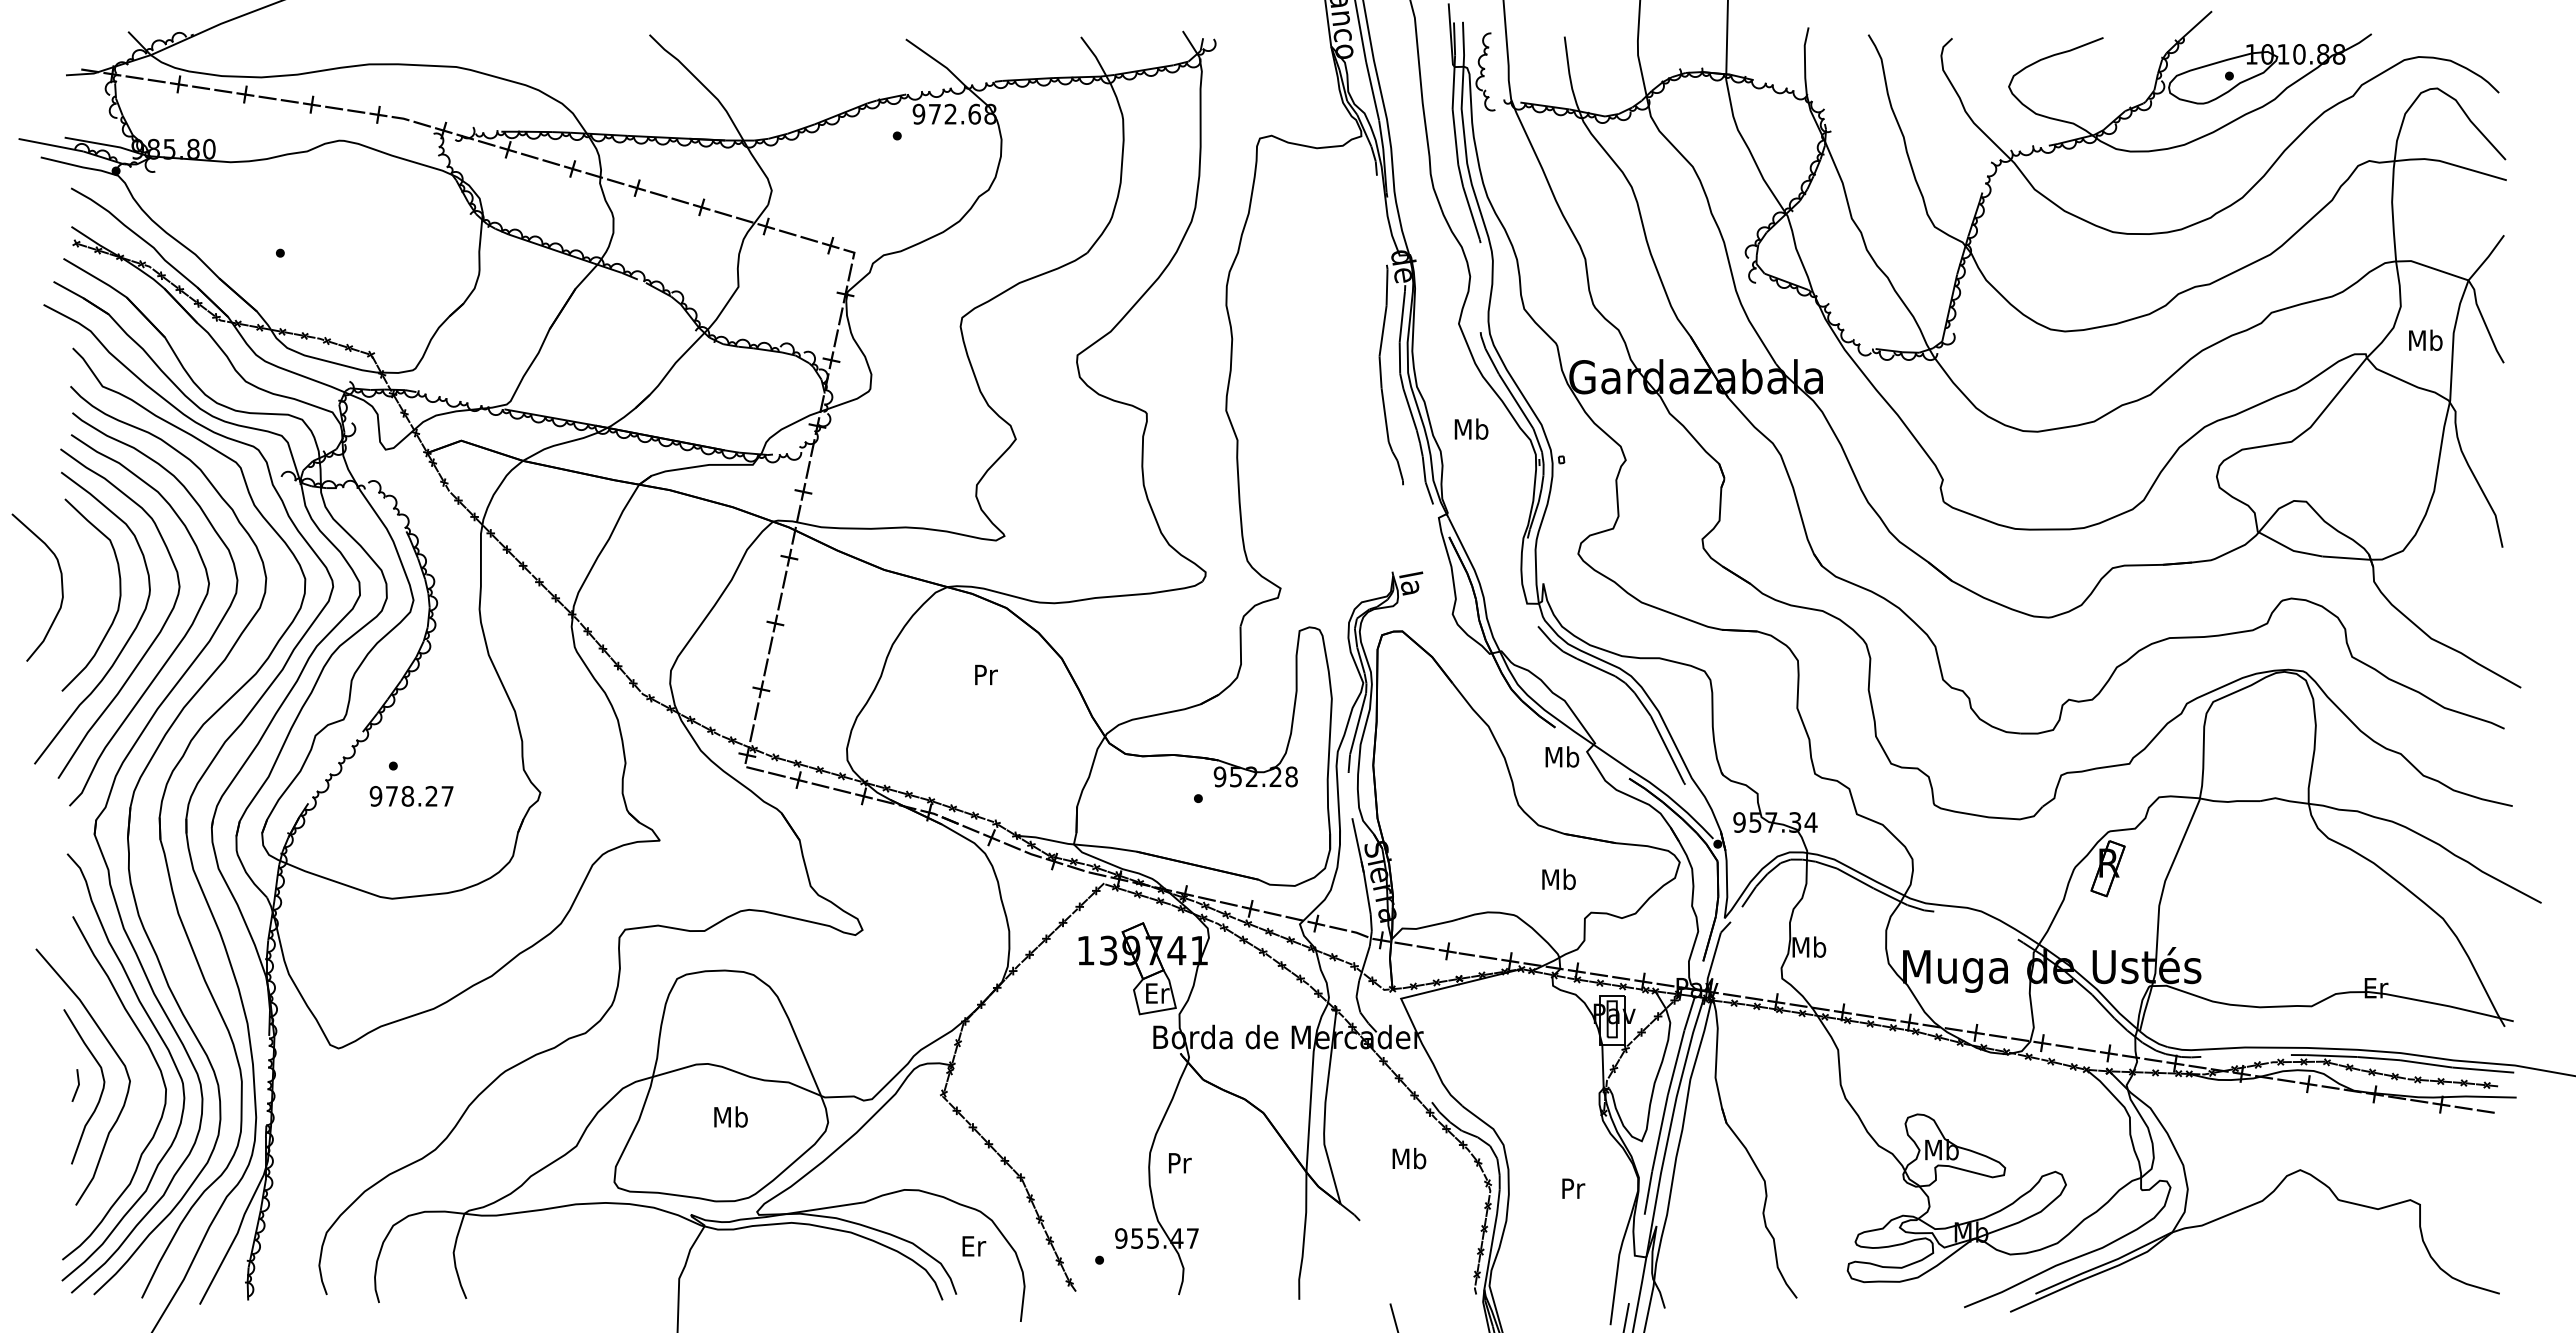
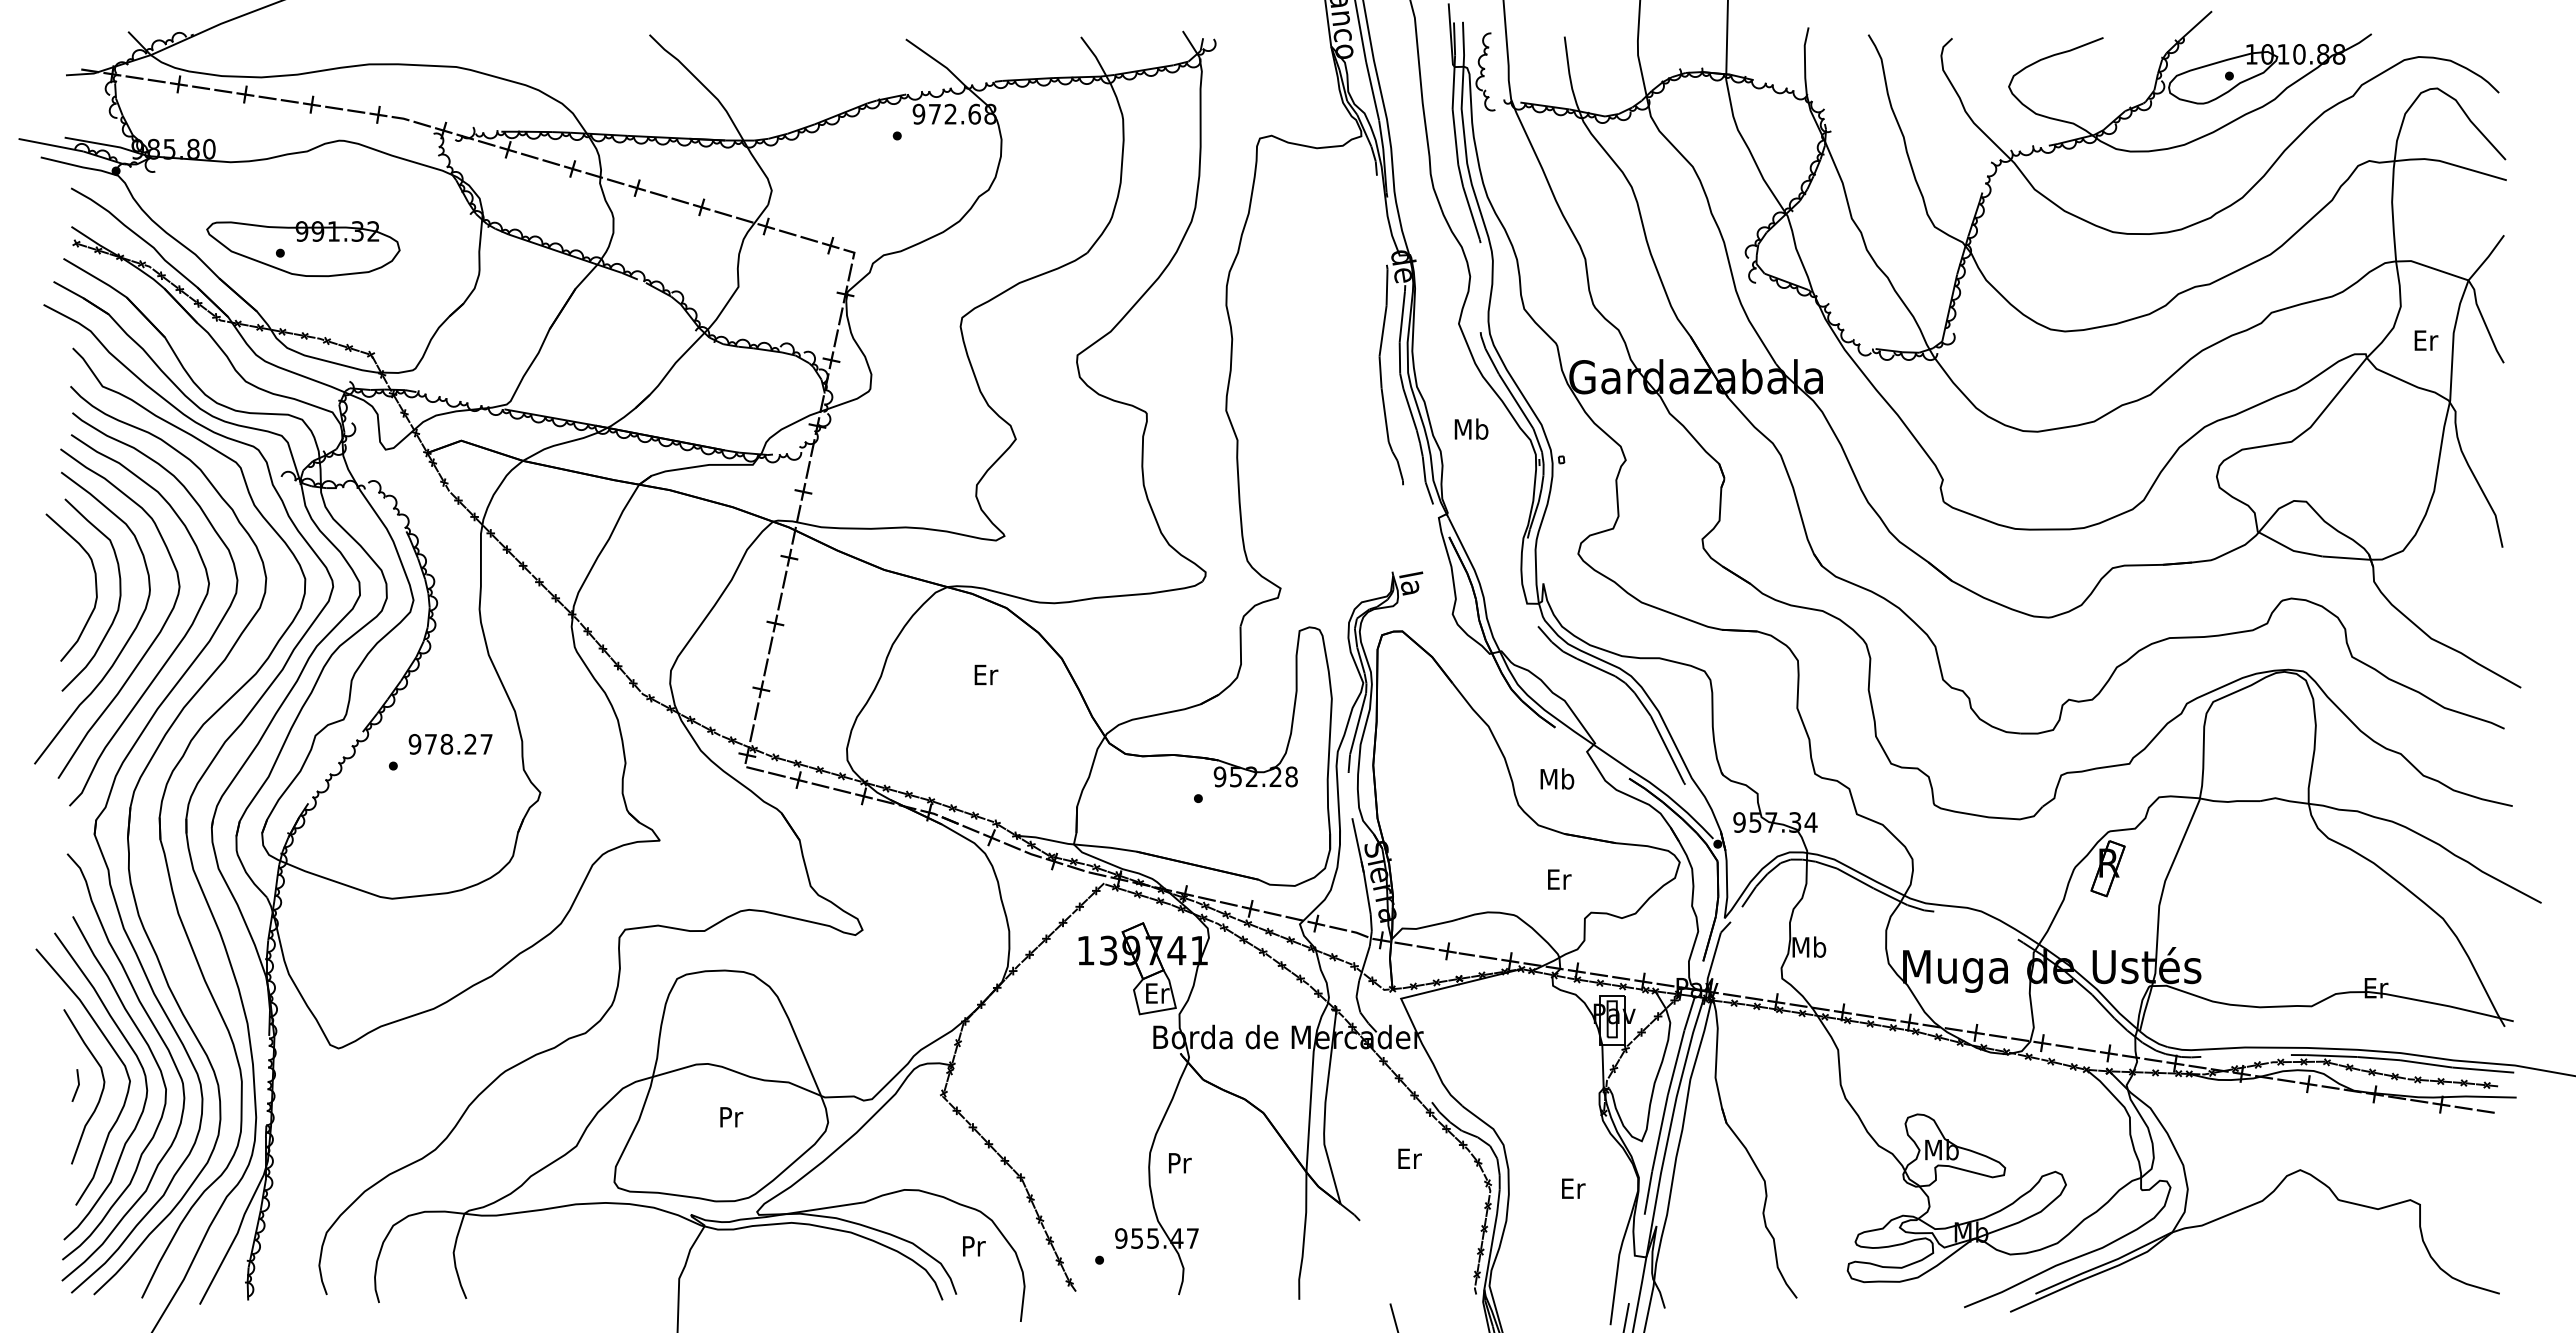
part: none -> present (303, 249)
text: Mb -> Er (2425, 339)
curve position: (61, 587) -> (95, 587) (95, 587)
text: Pr -> Er (986, 674)
text position: (1562, 756) -> (1557, 778) (1557, 778)
text position: (411, 796) -> (450, 744) (450, 744)
text: Mb -> Er (1558, 879)
curve: none -> present (144, 1078)
text: Mb -> Pr (730, 1116)
text: Mb -> Er (1409, 1158)
text: Pr -> Er (1573, 1188)
text: Er -> Pr (974, 1246)
